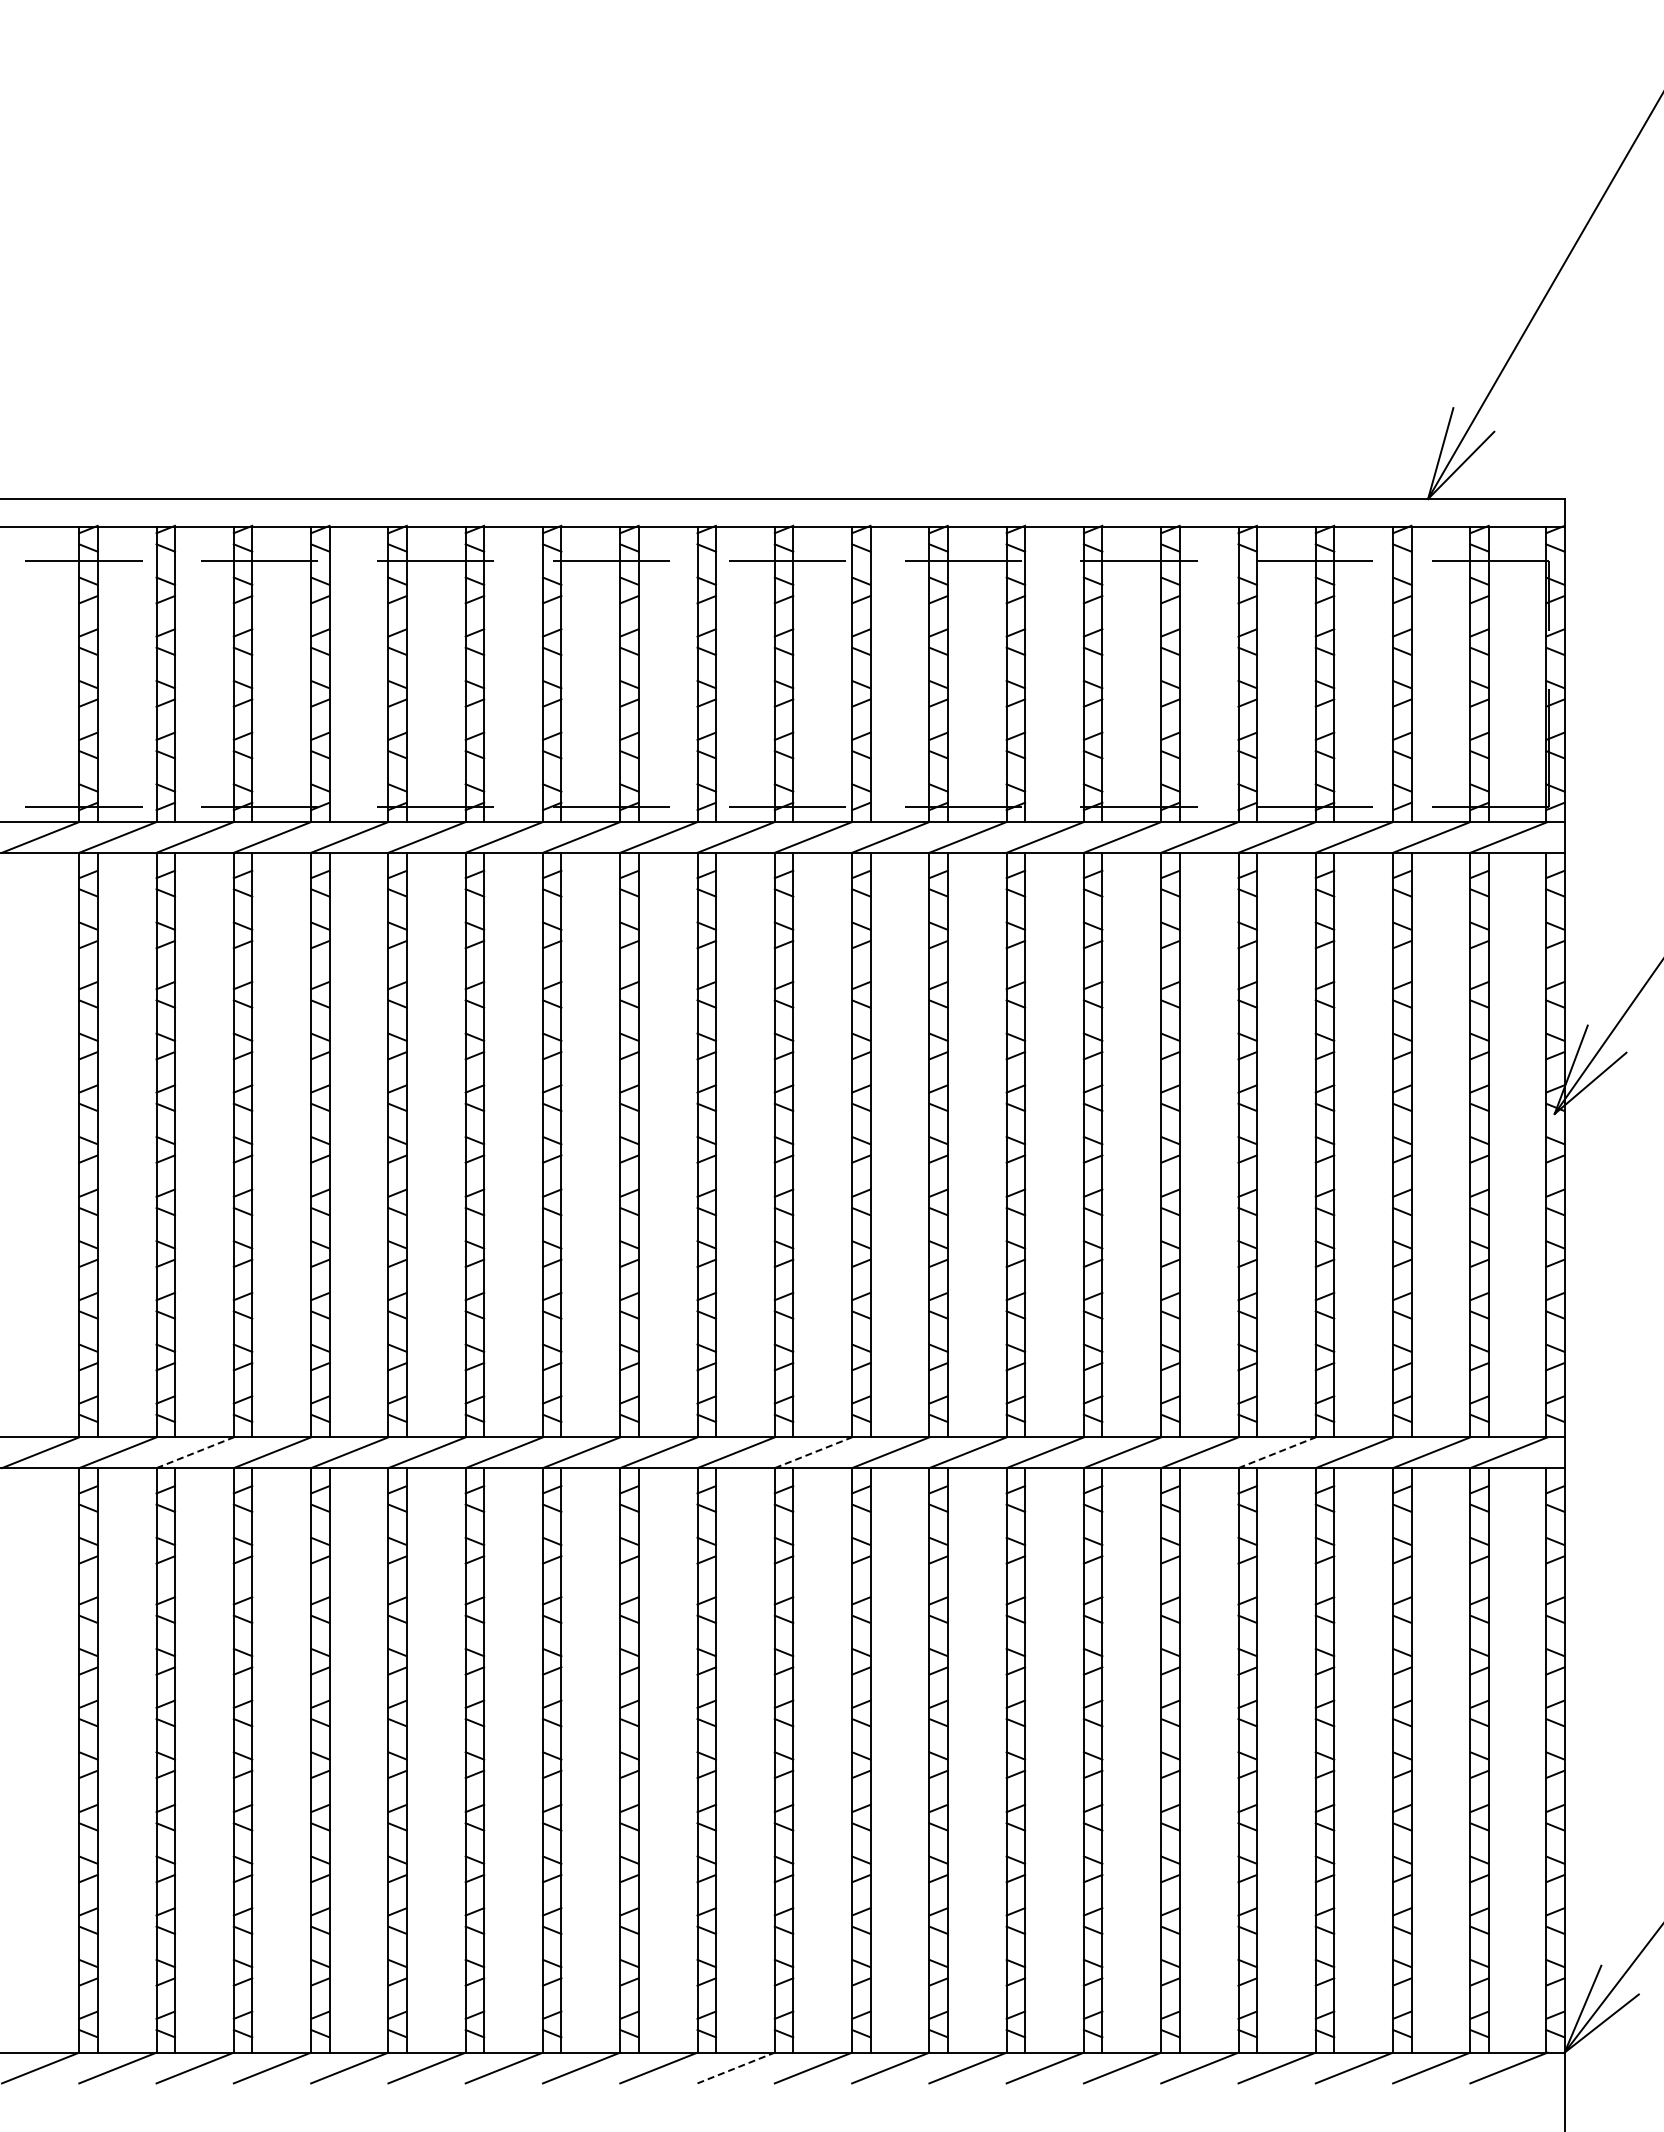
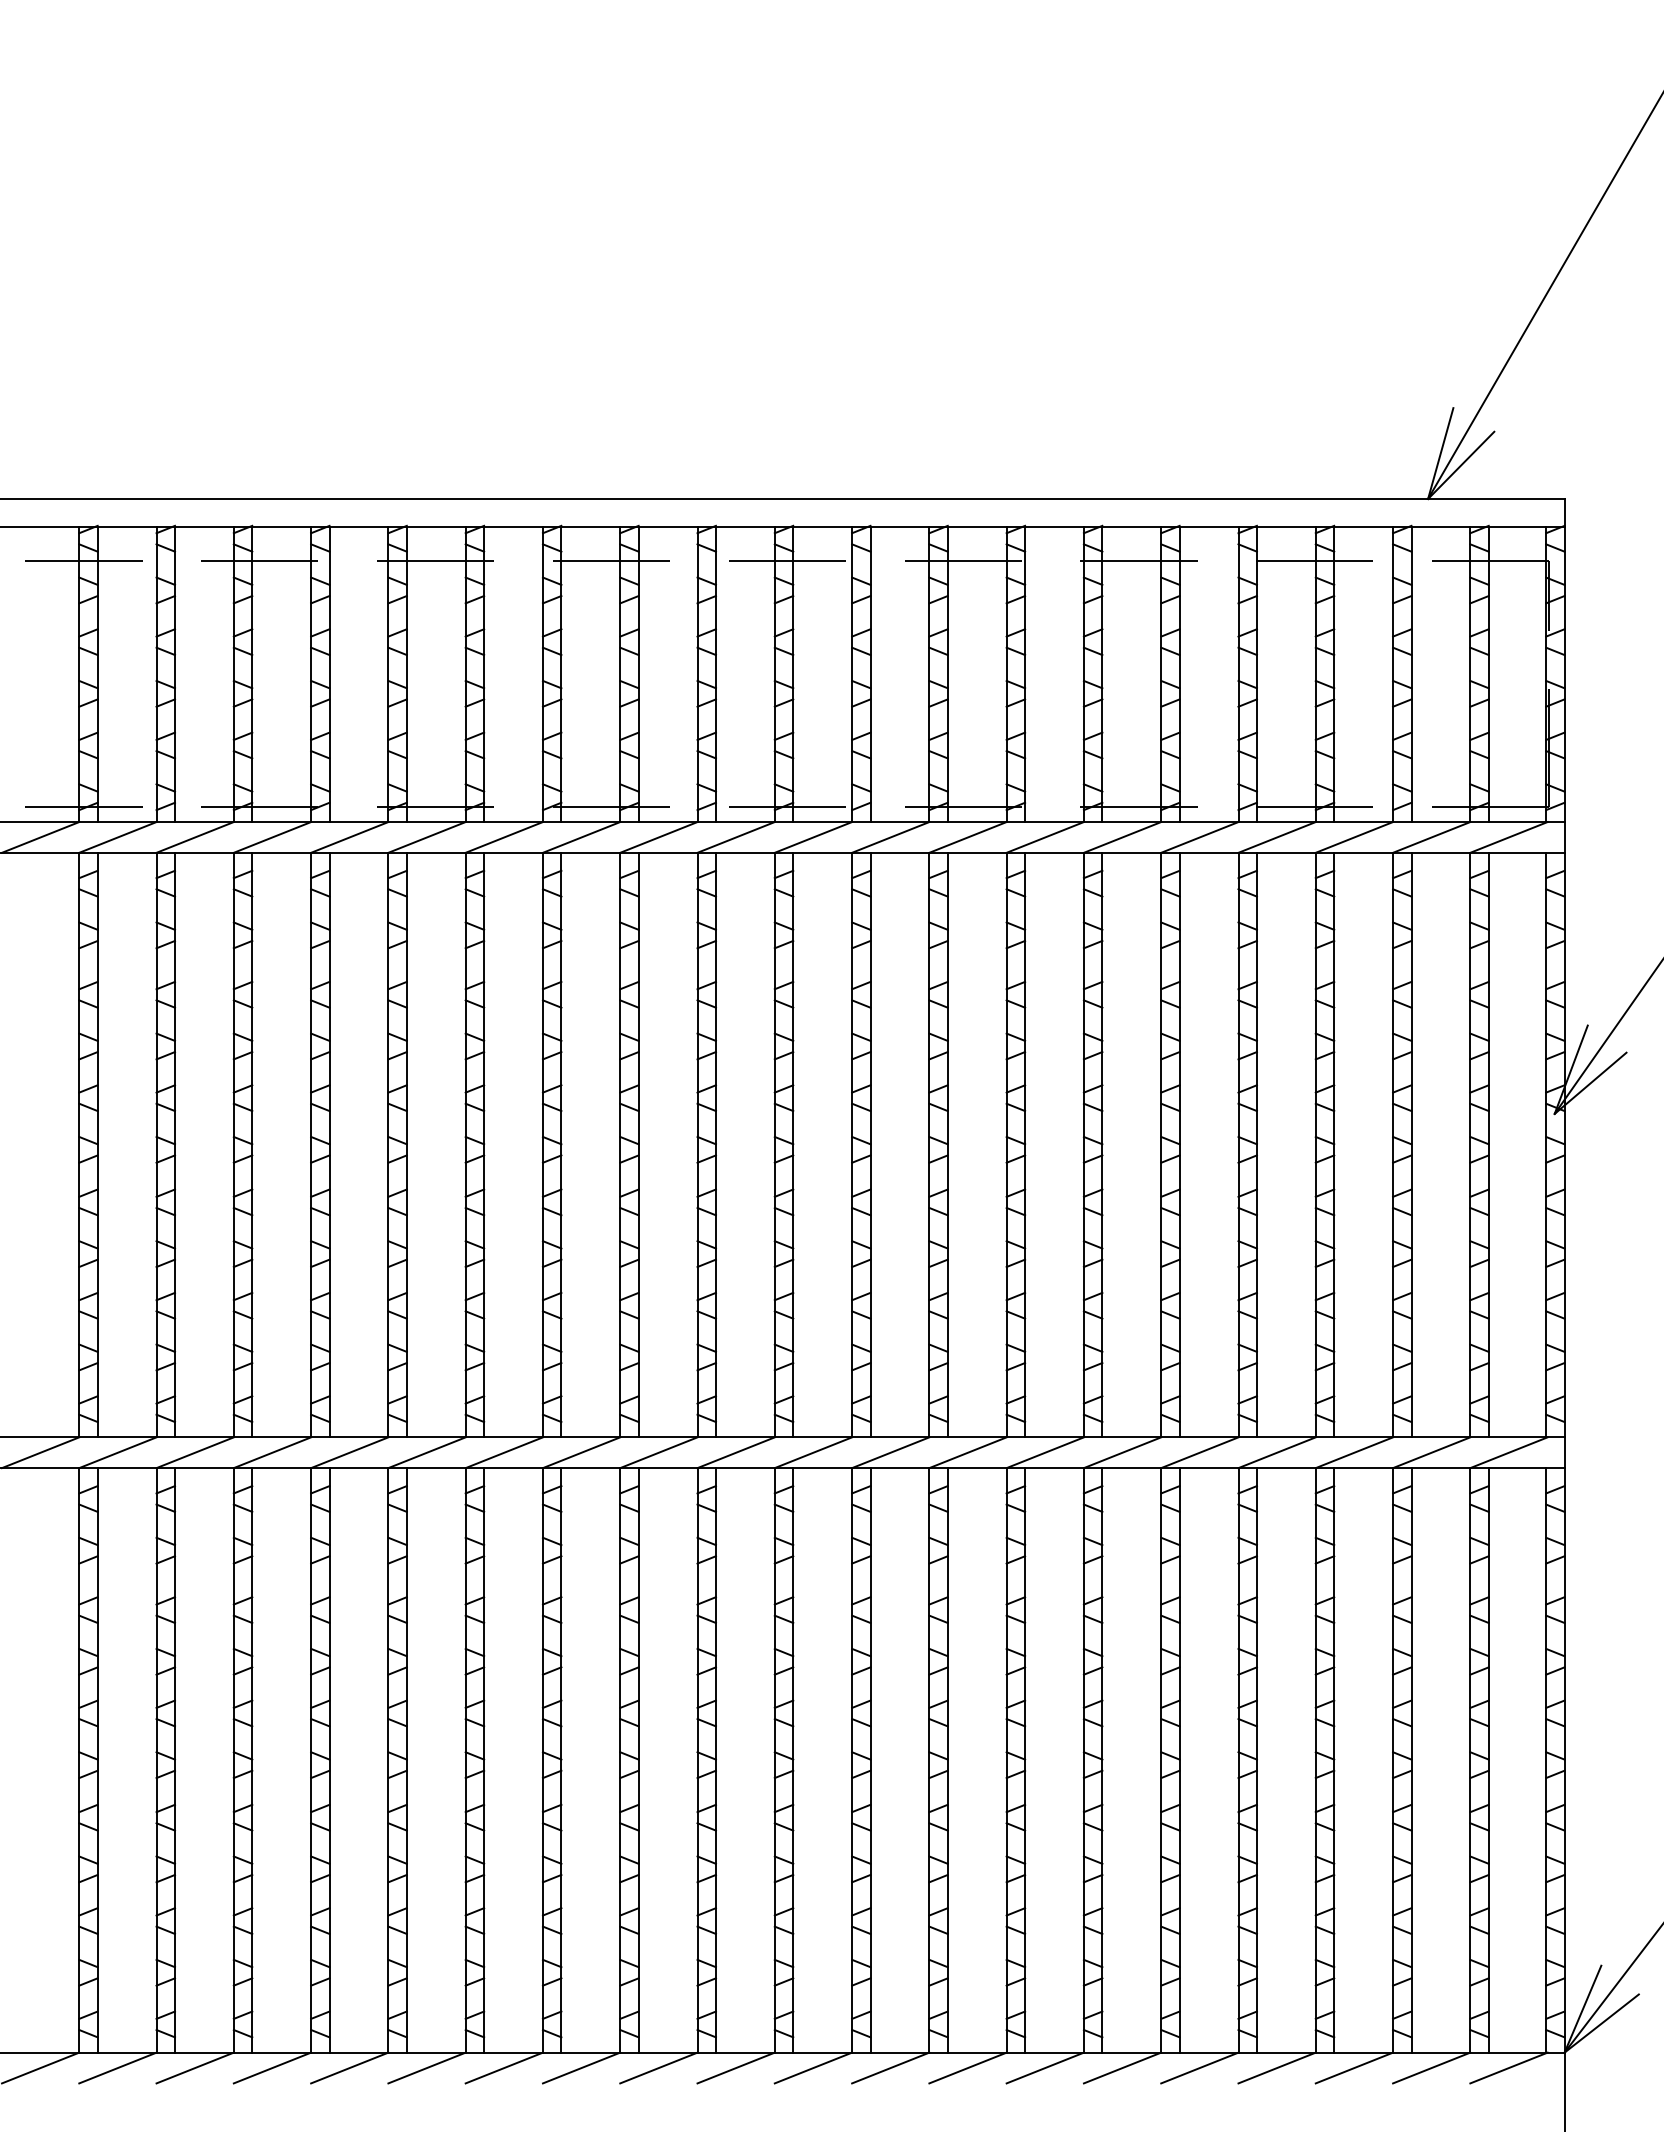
line: dashed -> solid (195, 1452)
line: dashed -> solid (813, 1452)
line: dashed -> solid (1277, 1452)
line: dashed -> solid (736, 2068)
